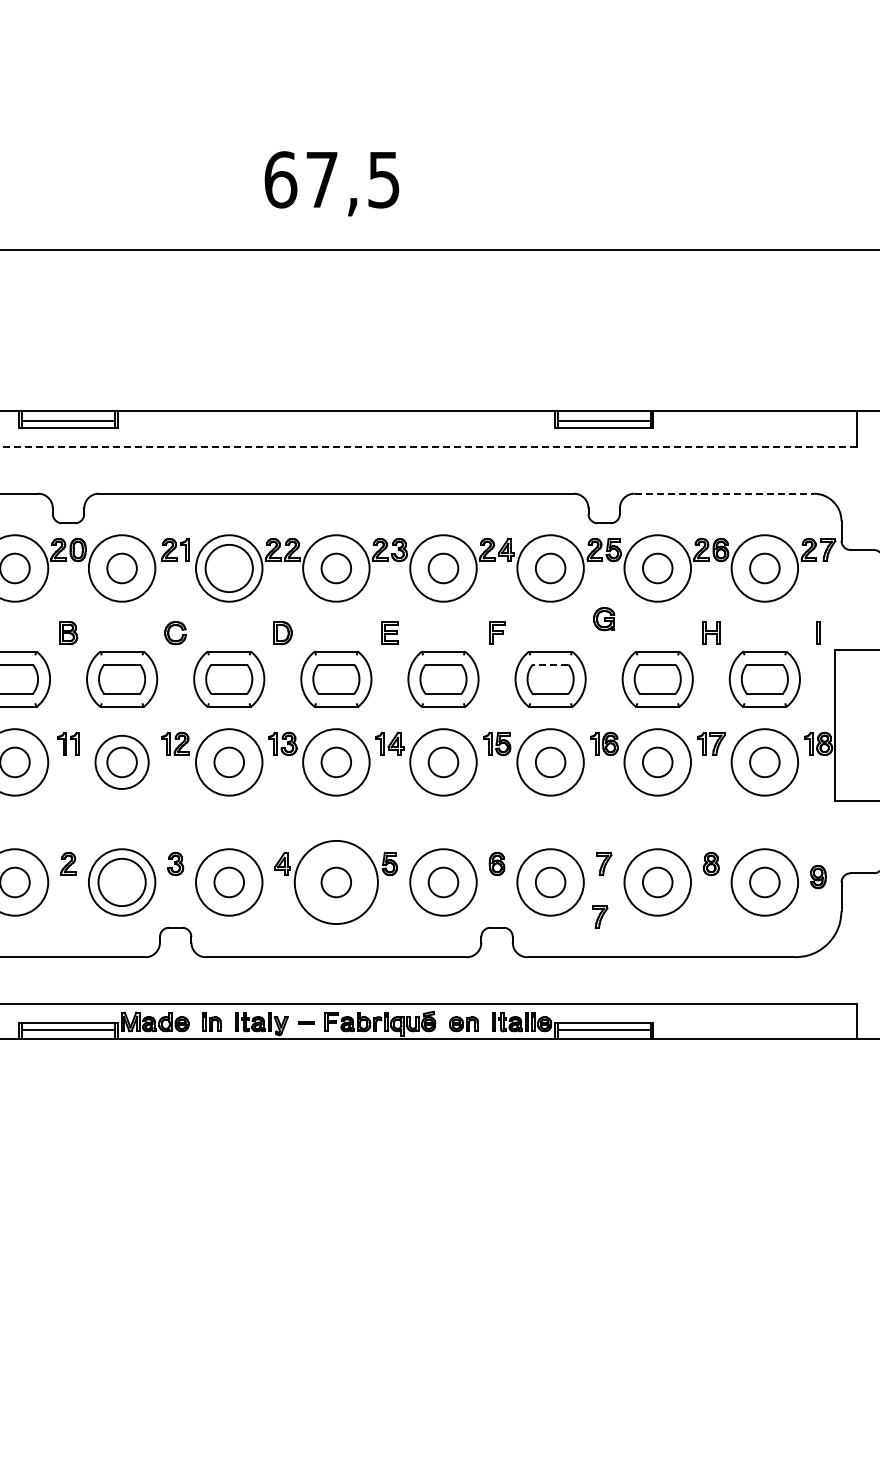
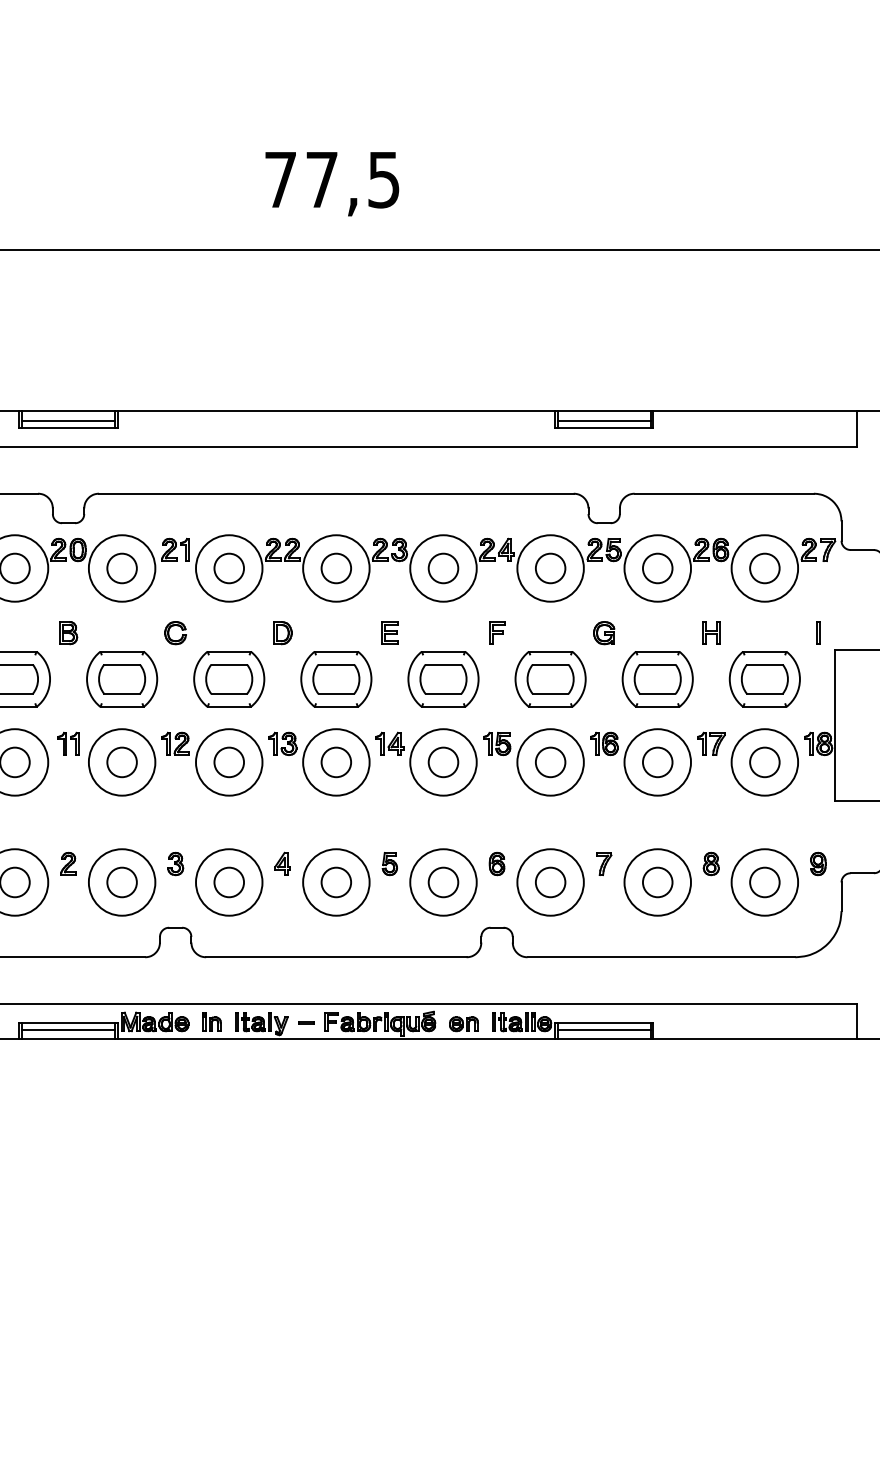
text: 67,5 -> 77,5 (280, 179)
line: dashed -> solid (429, 446)
line: dashed -> solid (724, 493)
circle diameter: 47 px -> 30 px (229, 568)
part position: (604, 619) -> (604, 633) (604, 633)
line: dashed -> solid (550, 664)
circle diameter: 53 px -> 66 px (121, 762)
part position: (818, 876) -> (818, 863) (818, 863)
circle diameter: 47 px -> 30 px (121, 882)
circle diameter: 83 px -> 66 px (336, 882)
part: present -> none (600, 916)
